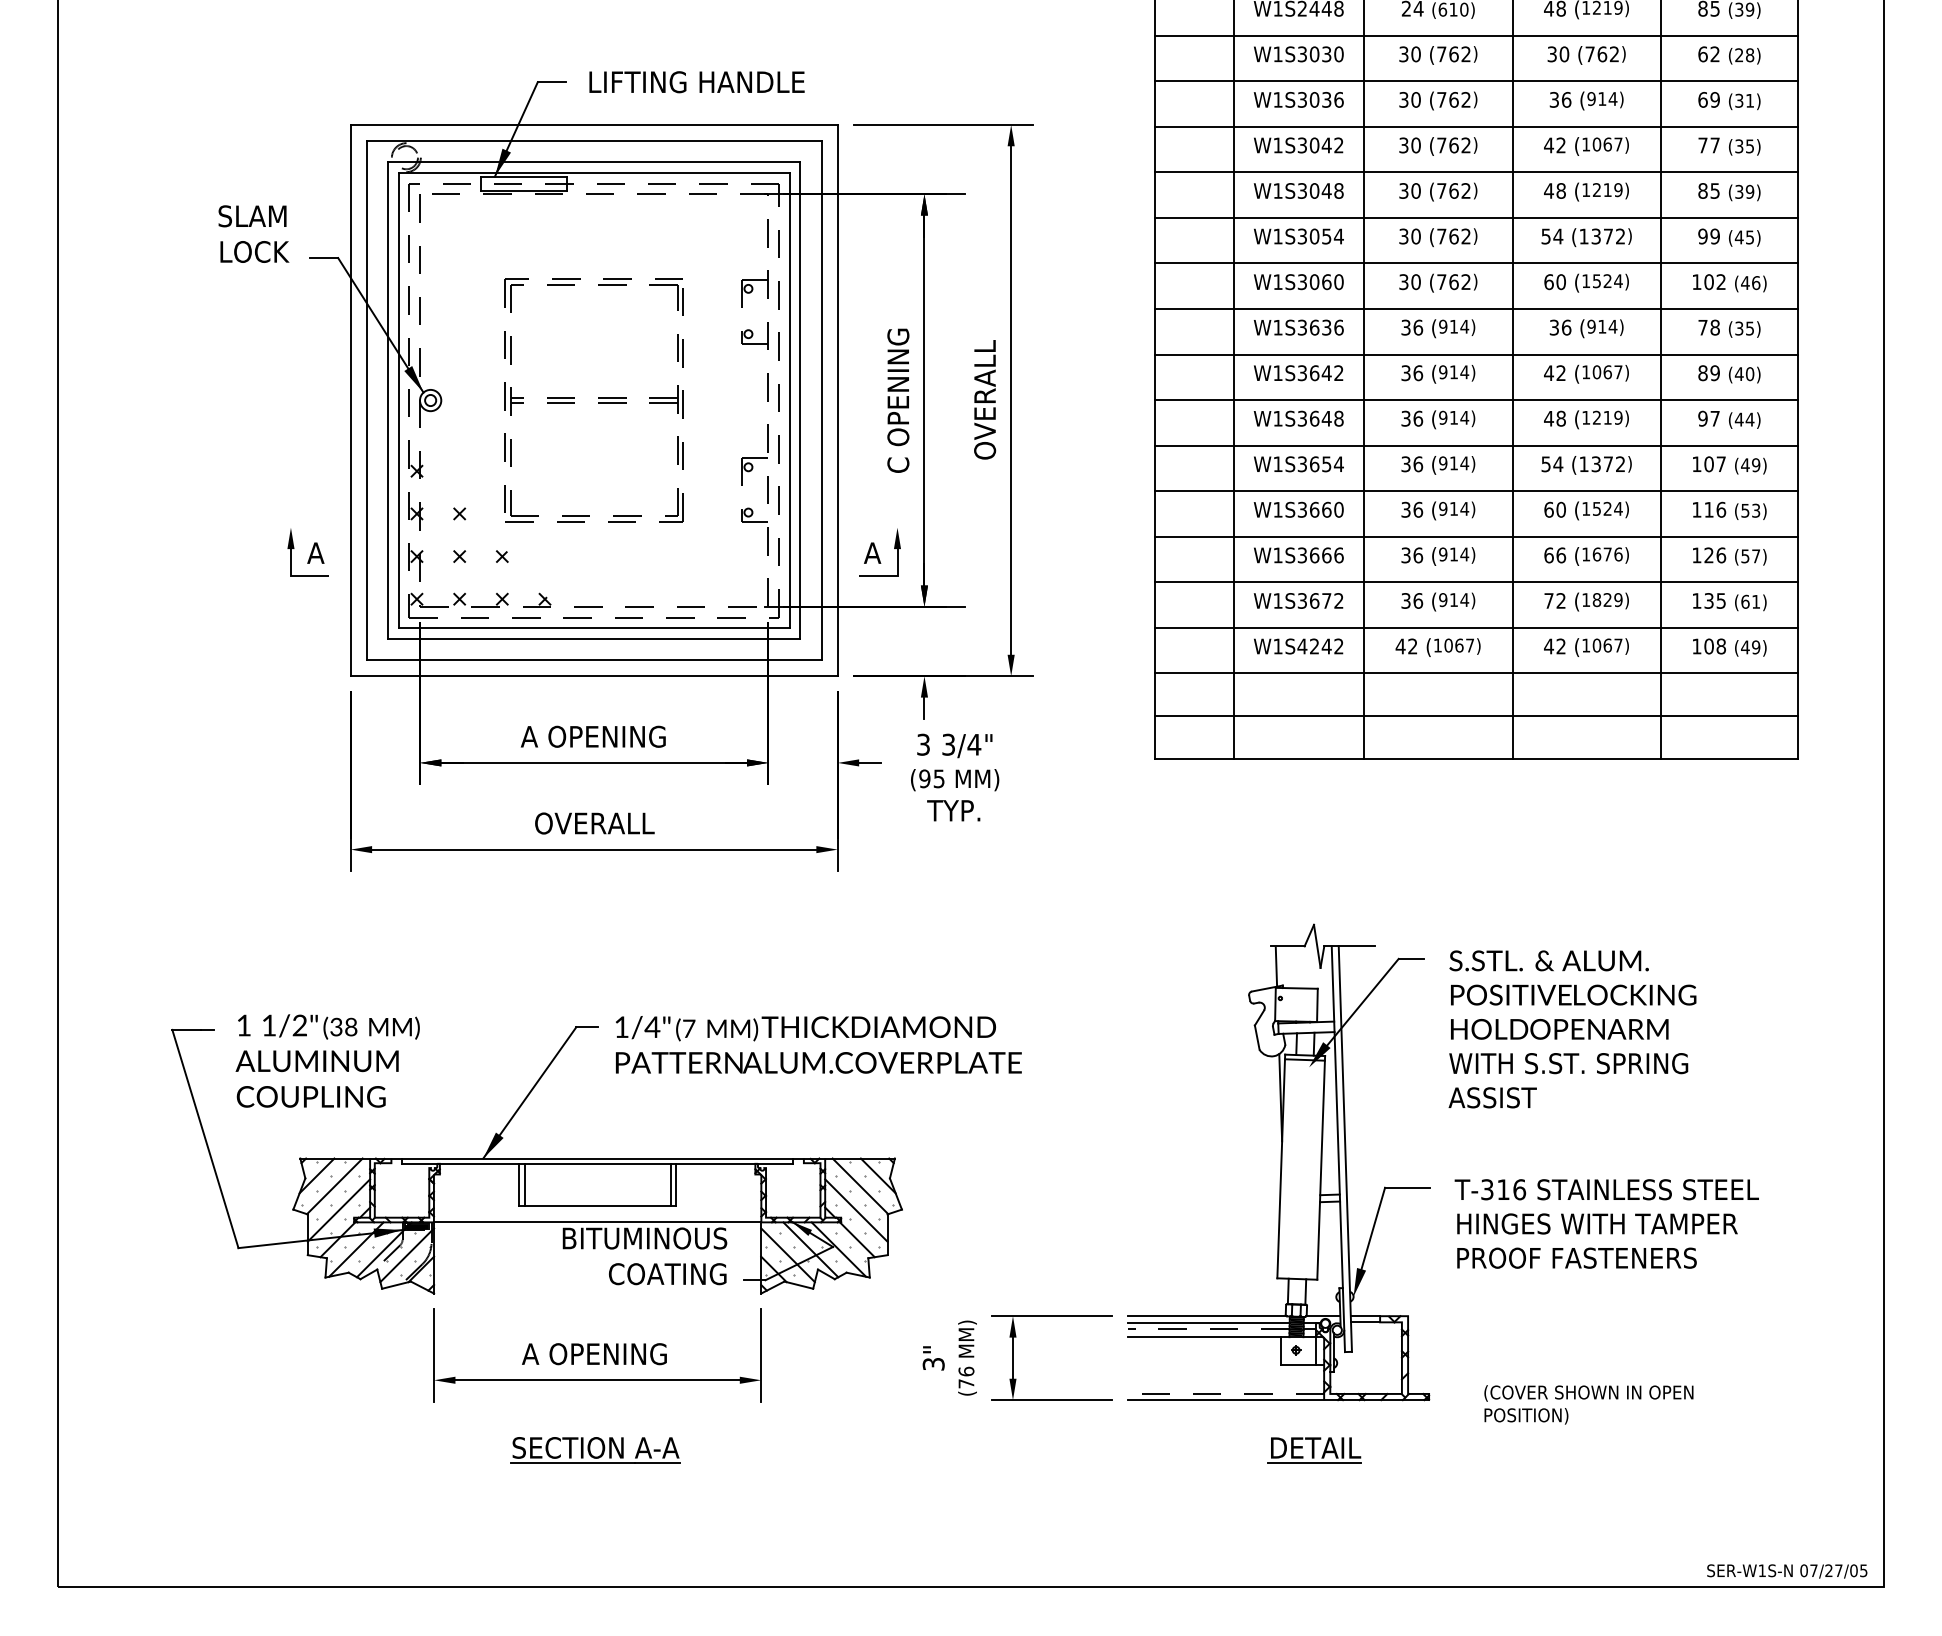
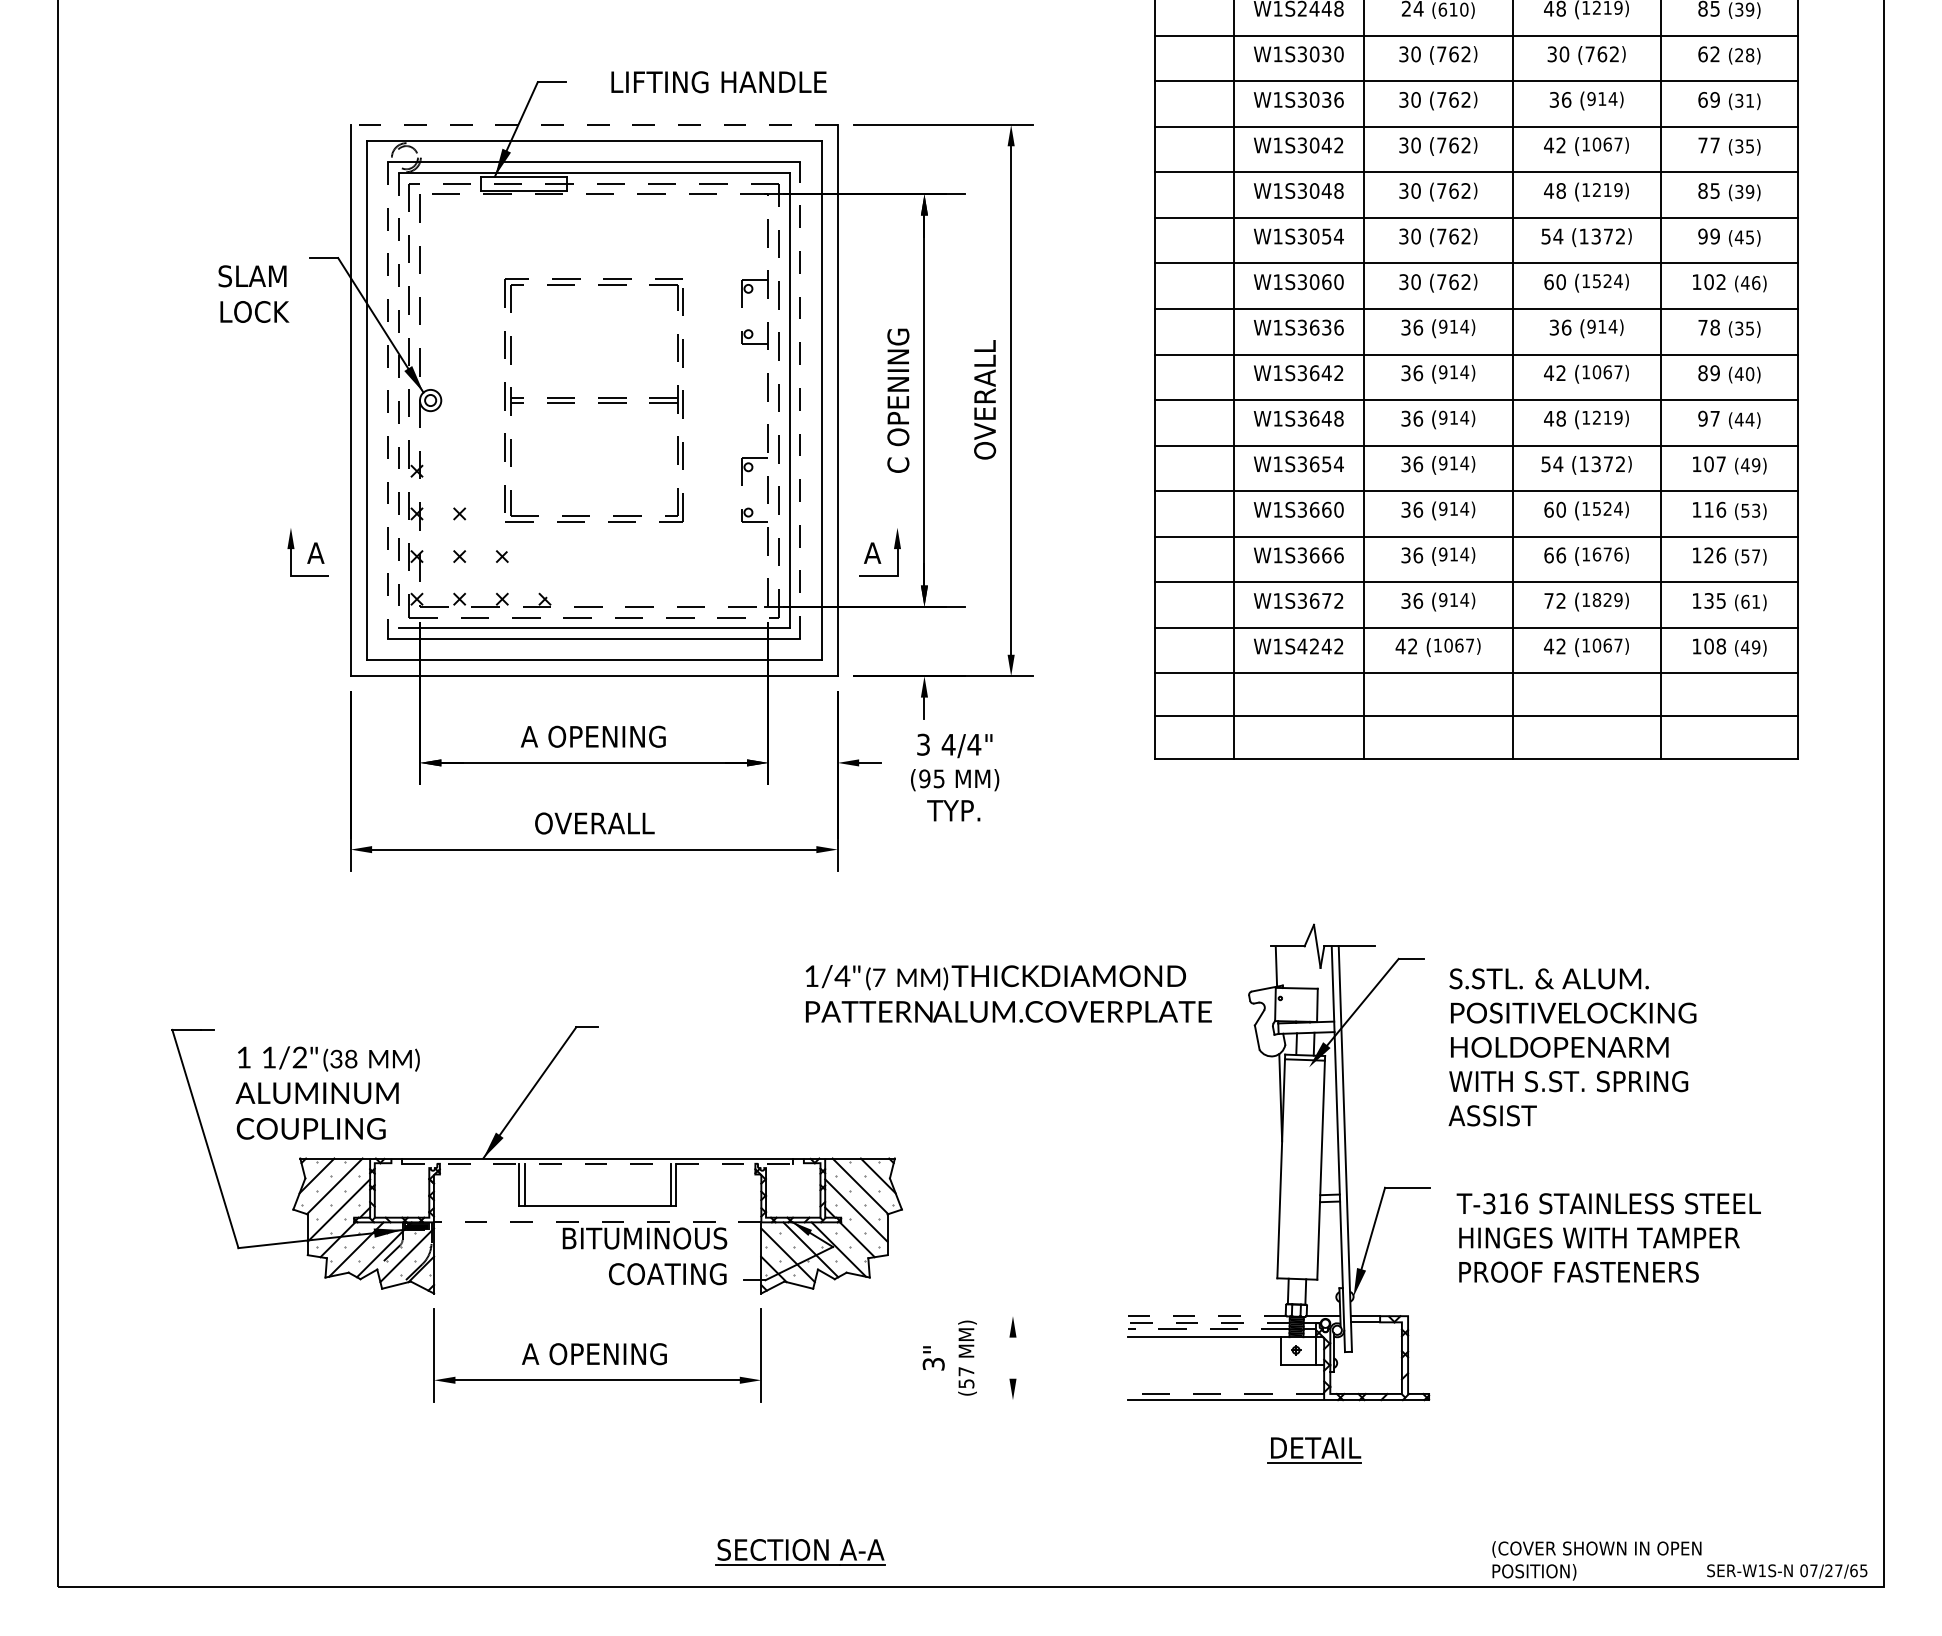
text position: (696, 82) -> (718, 82) (718, 82)
line: solid -> dashed (594, 124)
text position: (253, 233) -> (253, 293) (253, 293)
line: solid -> dashed (398, 400)
line: solid -> dashed (800, 400)
line: solid -> dashed (388, 401)
text: 3/4" -> 4/4" (948, 744)
text position: (1572, 1029) -> (1572, 1047) (1572, 1047)
text position: (818, 1044) -> (1008, 993) (1008, 993)
text position: (327, 1060) -> (327, 1092) (327, 1092)
line: solid -> dashed (597, 1163)
line: solid -> dashed (597, 1222)
text position: (1606, 1223) -> (1608, 1237) (1608, 1237)
line: present -> none (1051, 1316)
line: solid -> dashed (1206, 1316)
line: solid -> dashed (1208, 1323)
line: present -> none (1012, 1357)
text: (76 -> (57 (966, 1377)
line: present -> none (1051, 1400)
text position: (1588, 1404) -> (1596, 1560) (1596, 1560)
part position: (595, 1450) -> (800, 1552) (800, 1552)
text: 07/27/05 -> 07/27/65 (1853, 1570)
